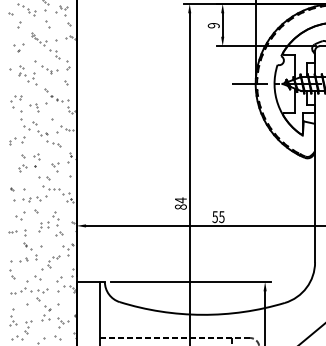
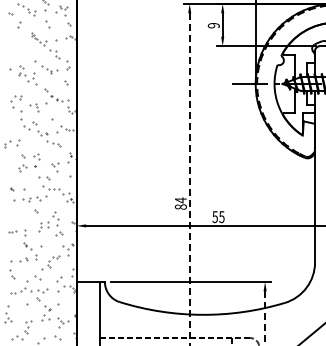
part: present -> none (18, 47)
part position: (17, 140) -> (12, 143) (12, 143)
line: solid -> dashed (189, 179)
part: present -> none (20, 215)
part position: (13, 317) -> (8, 314) (8, 314)
line: solid -> dashed (265, 318)
